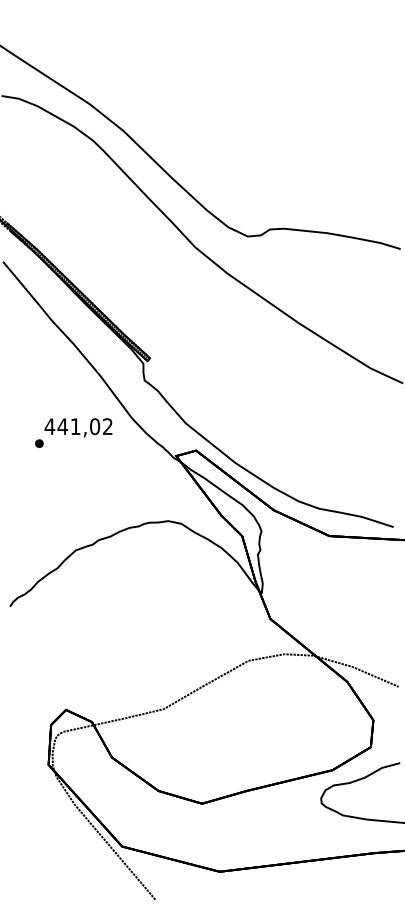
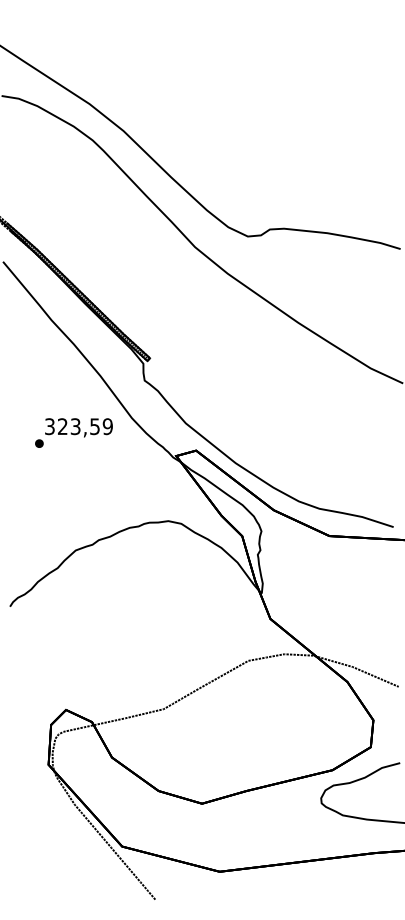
text: 441,02 -> 323,59 (78, 426)
